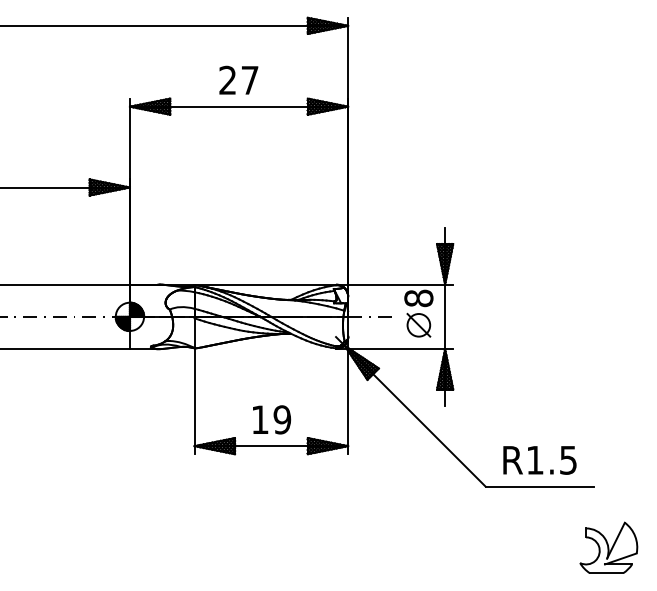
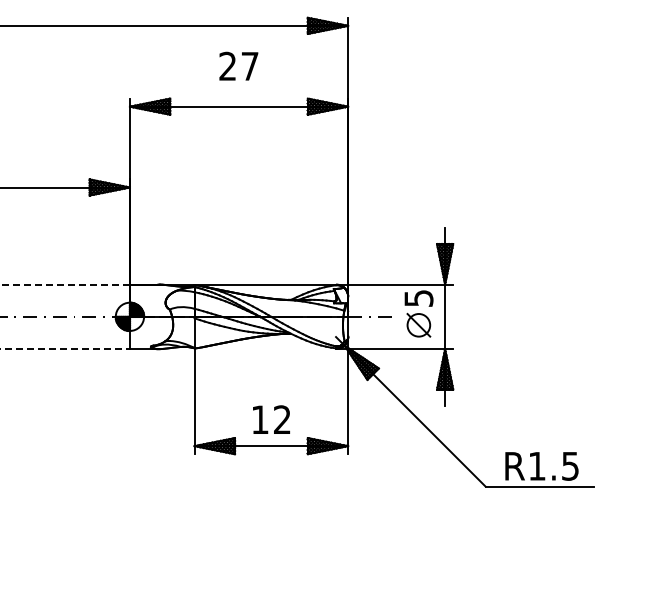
text position: (238, 79) -> (238, 65) (238, 65)
line: solid -> dashed (64, 284)
text: 8 -> 5 (418, 298)
line: solid -> dashed (64, 349)
text: 19 -> 12 (282, 419)
text position: (539, 460) -> (541, 466) (541, 466)
part: present -> none (608, 547)
